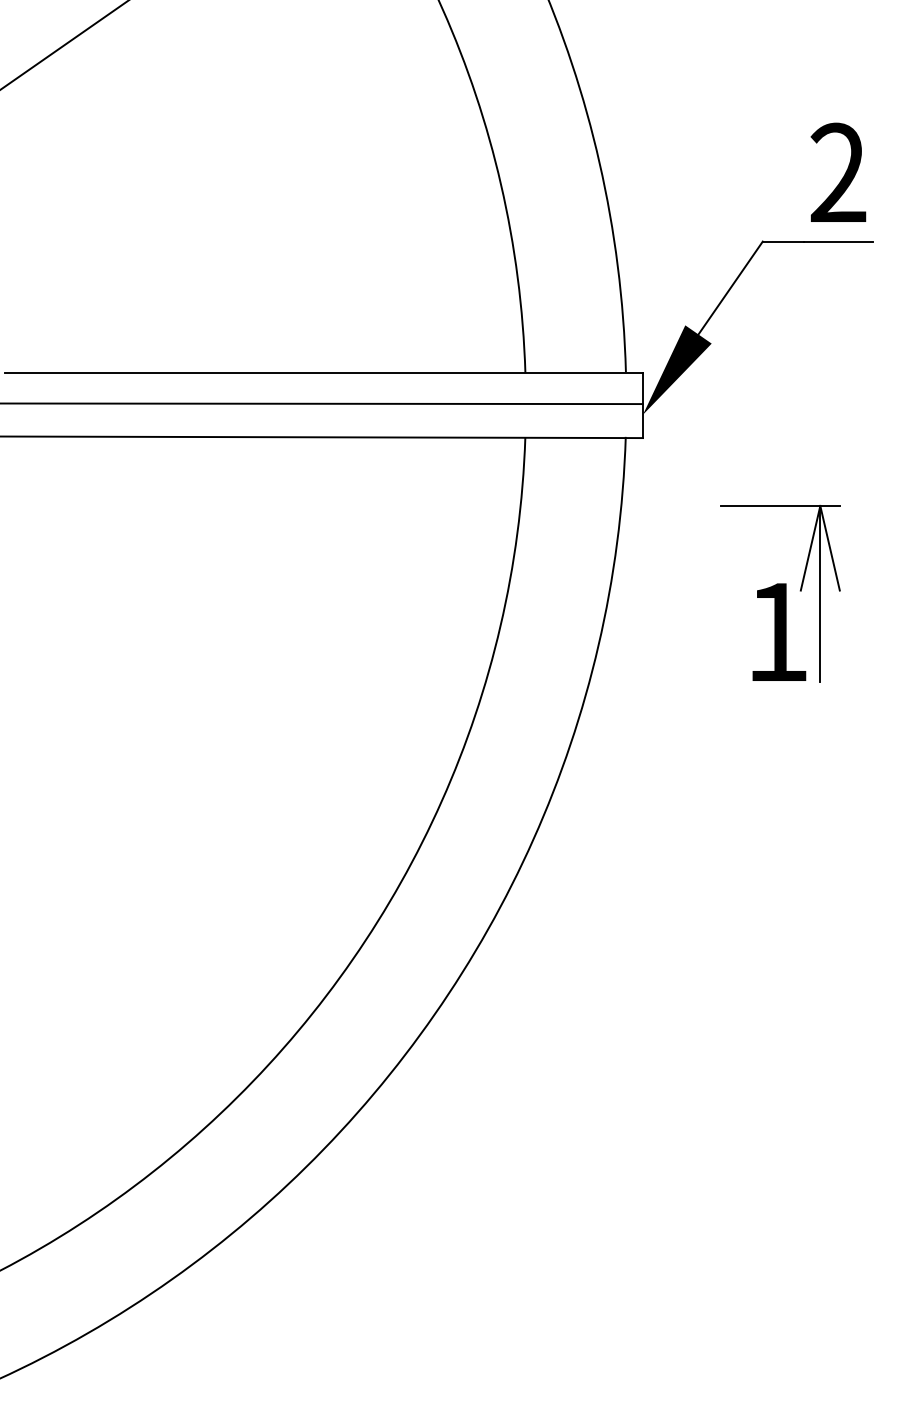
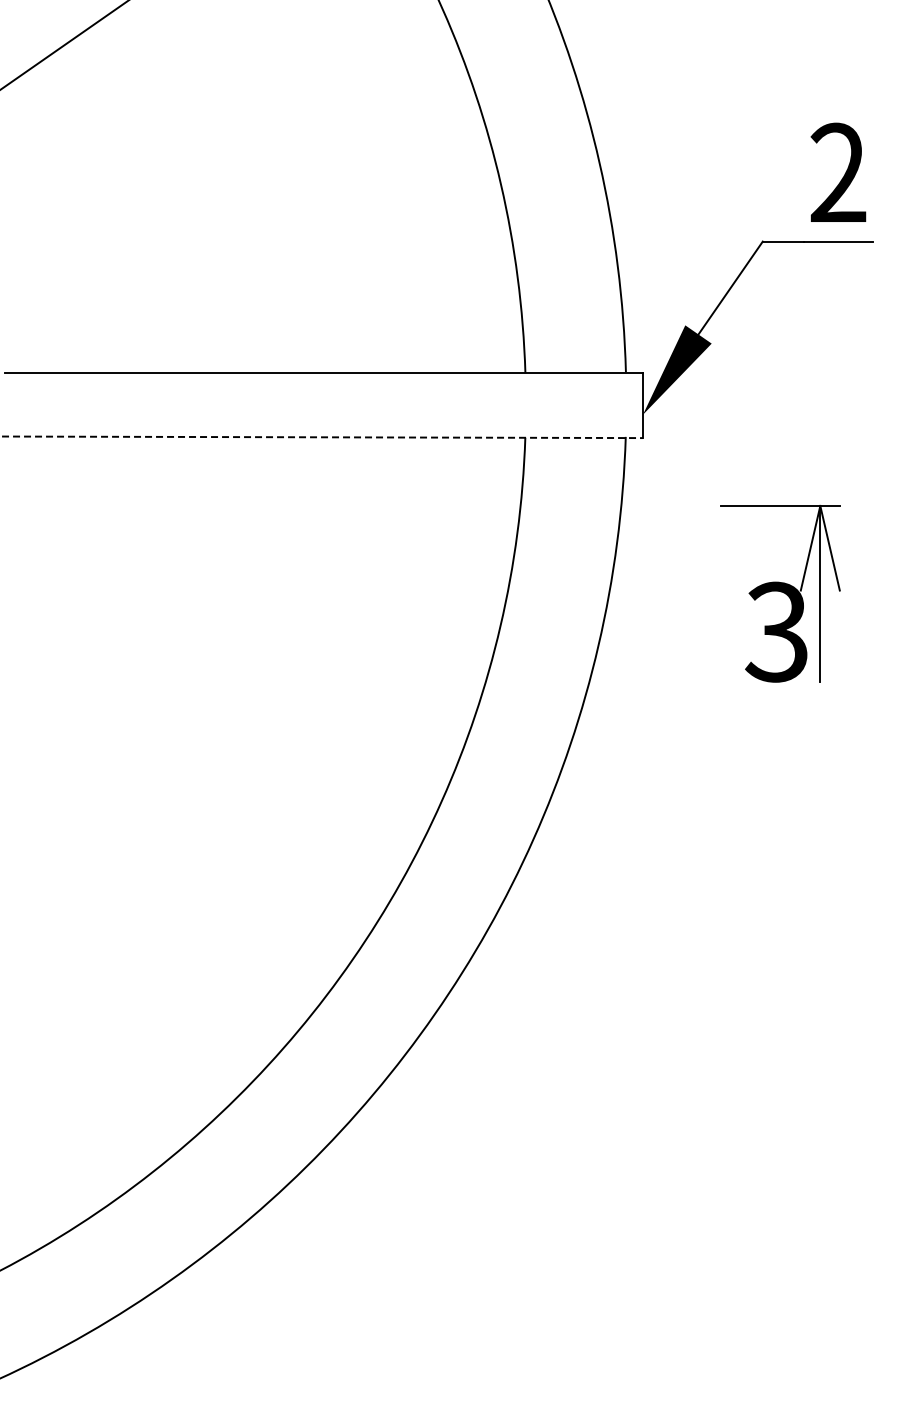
line: present -> none (322, 403)
line: solid -> dashed (321, 437)
text: 1 -> 3 (776, 631)
